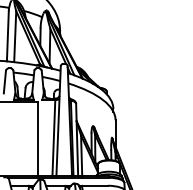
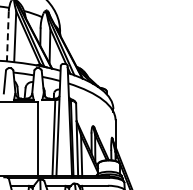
line: solid -> dashed (7, 36)
